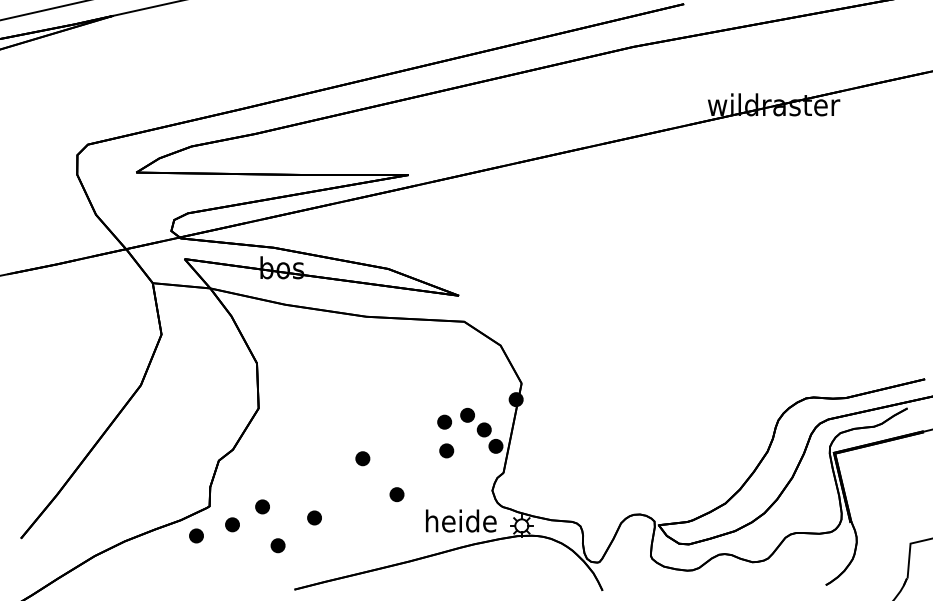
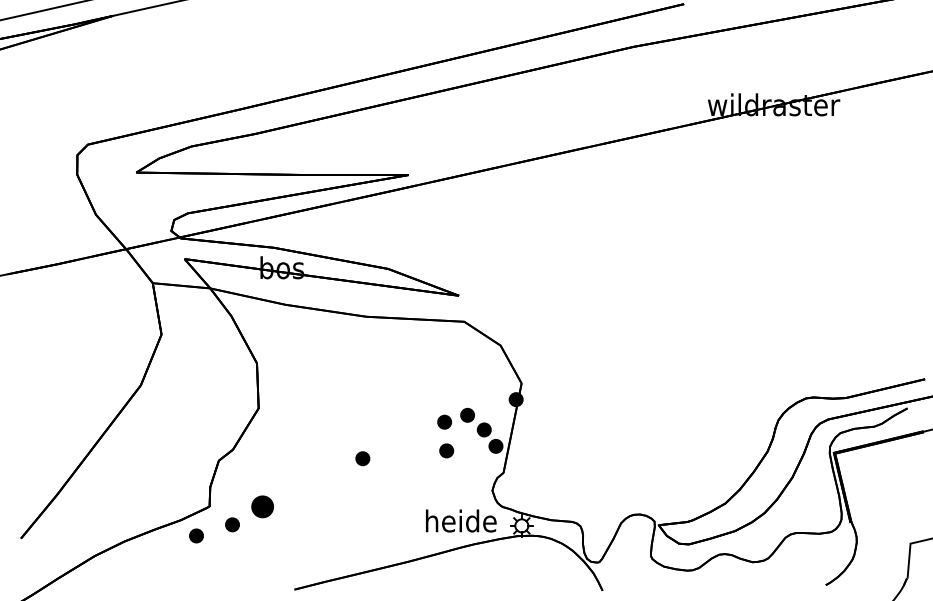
part: present -> none (396, 494)
part size: 15x16 px -> 23x24 px (262, 506)
part: present -> none (314, 517)
part: present -> none (277, 545)
